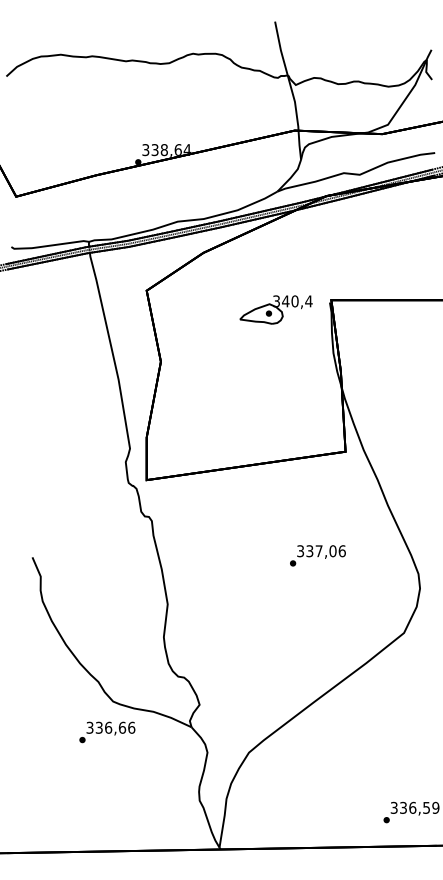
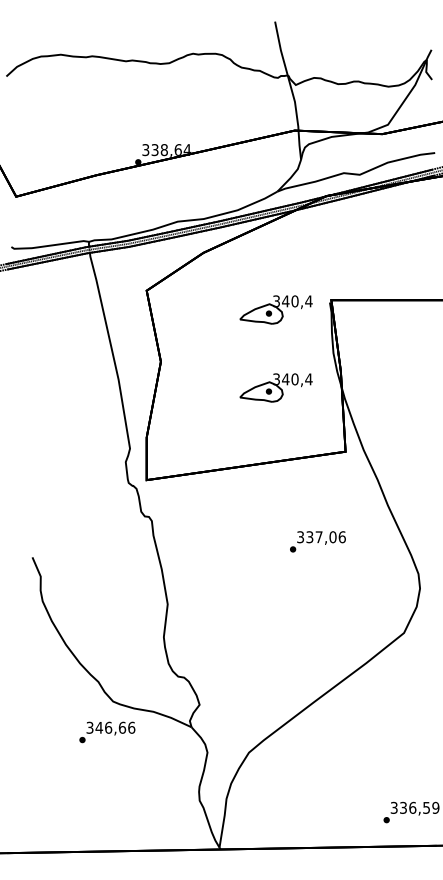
part: none -> present (275, 387)
text position: (317, 555) -> (317, 541) (317, 541)
text: 336,66 -> 346,66 (99, 727)
